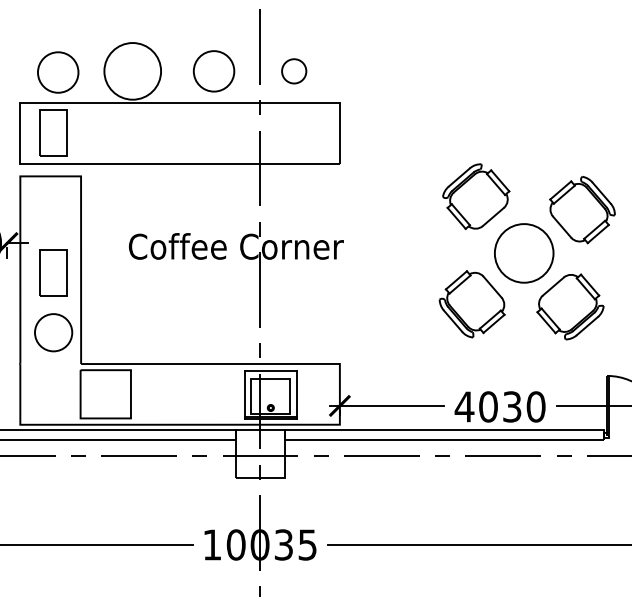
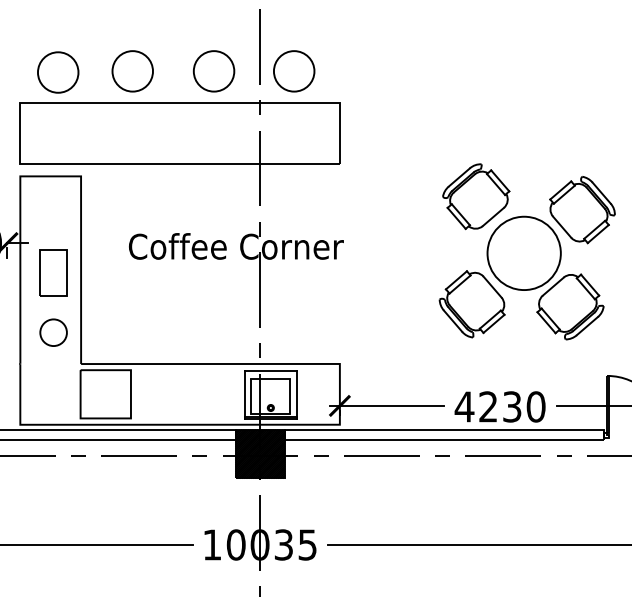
circle diameter: 57 px -> 40 px (132, 71)
circle diameter: 24 px -> 40 px (293, 71)
part: present -> none (53, 132)
circle diameter: 59 px -> 73 px (523, 253)
circle diameter: 37 px -> 27 px (53, 332)
text: 4030 -> 4230 (488, 406)
hatch: none -> present (260, 453)
